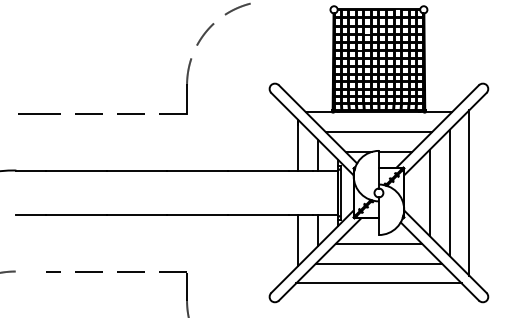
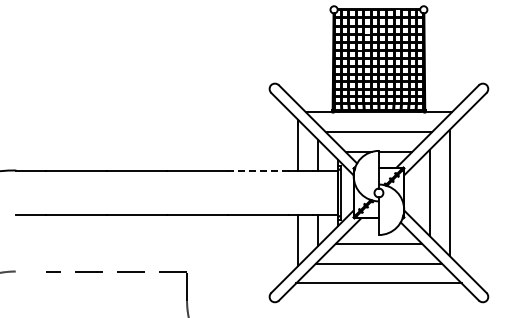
part: present -> none (187, 68)
line: solid -> dashed (258, 170)
line: present -> none (469, 192)
